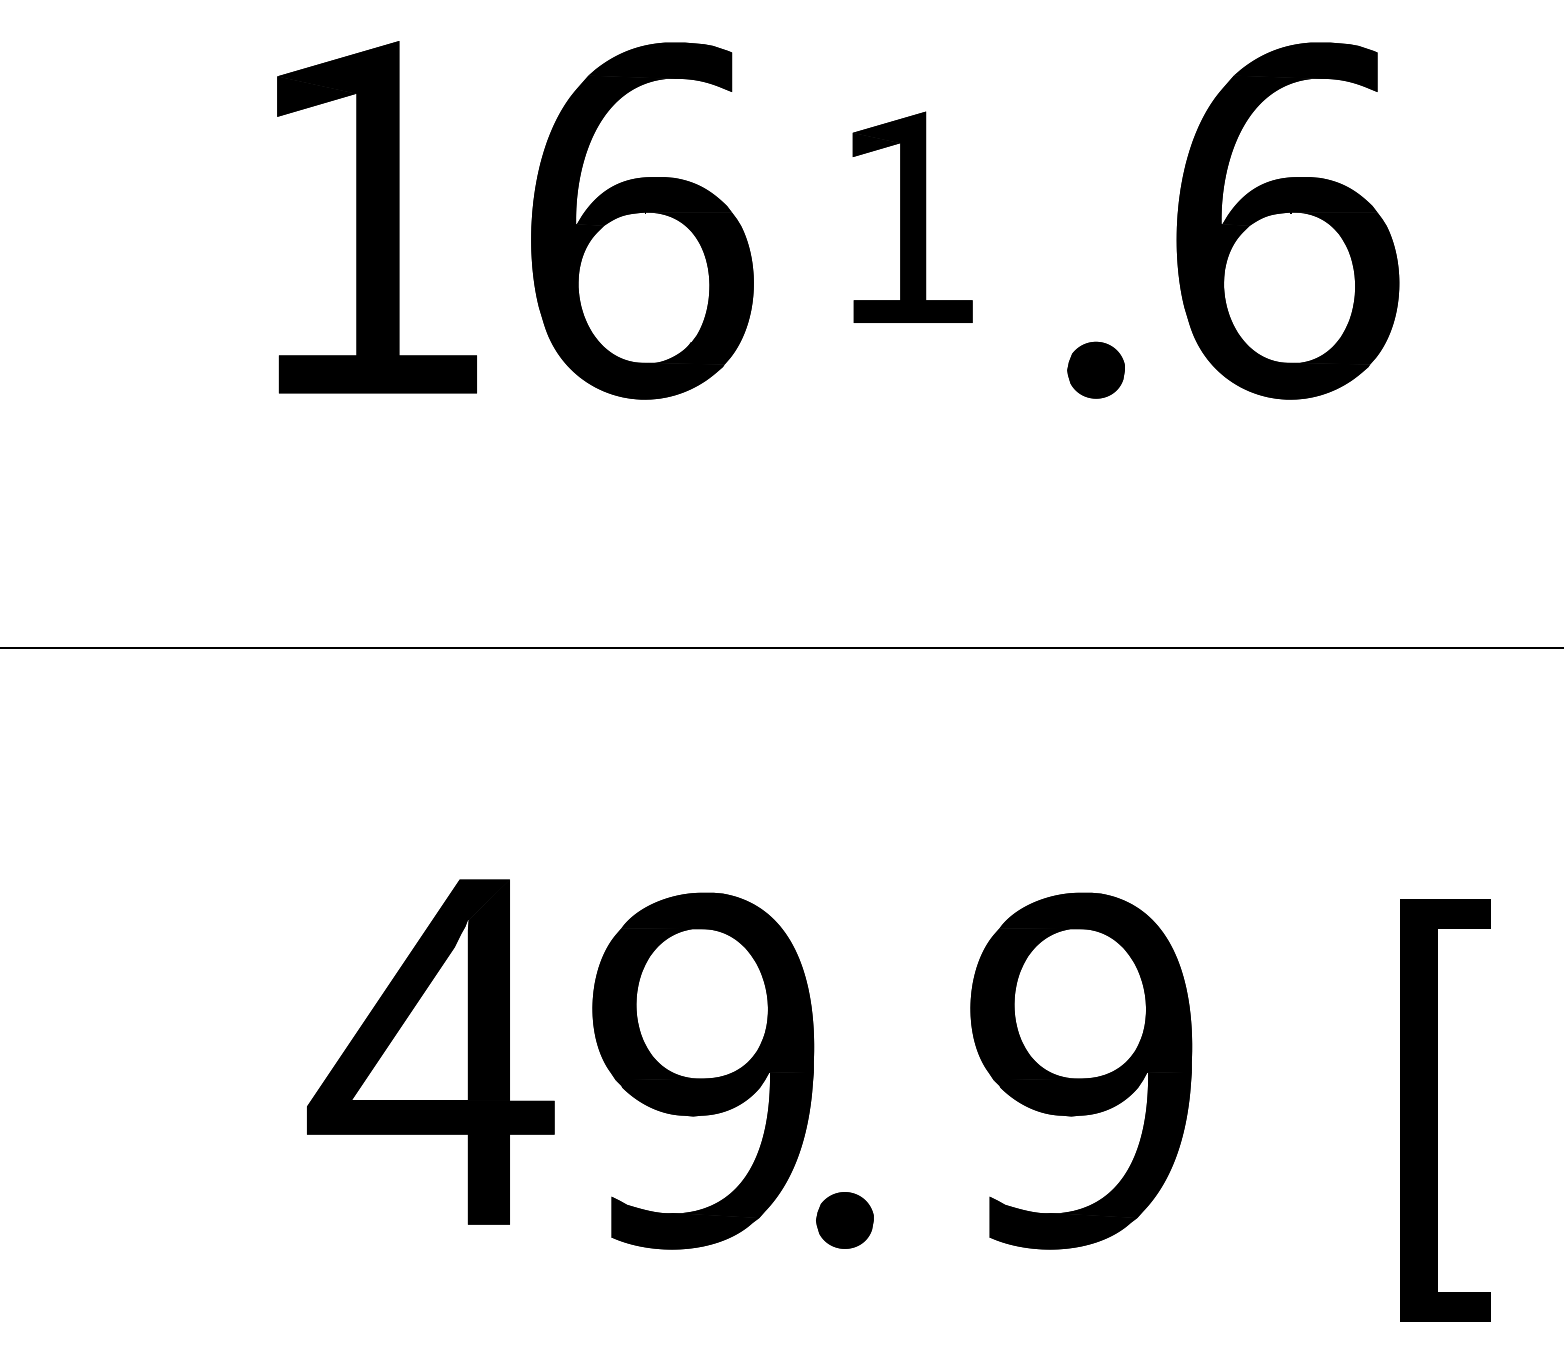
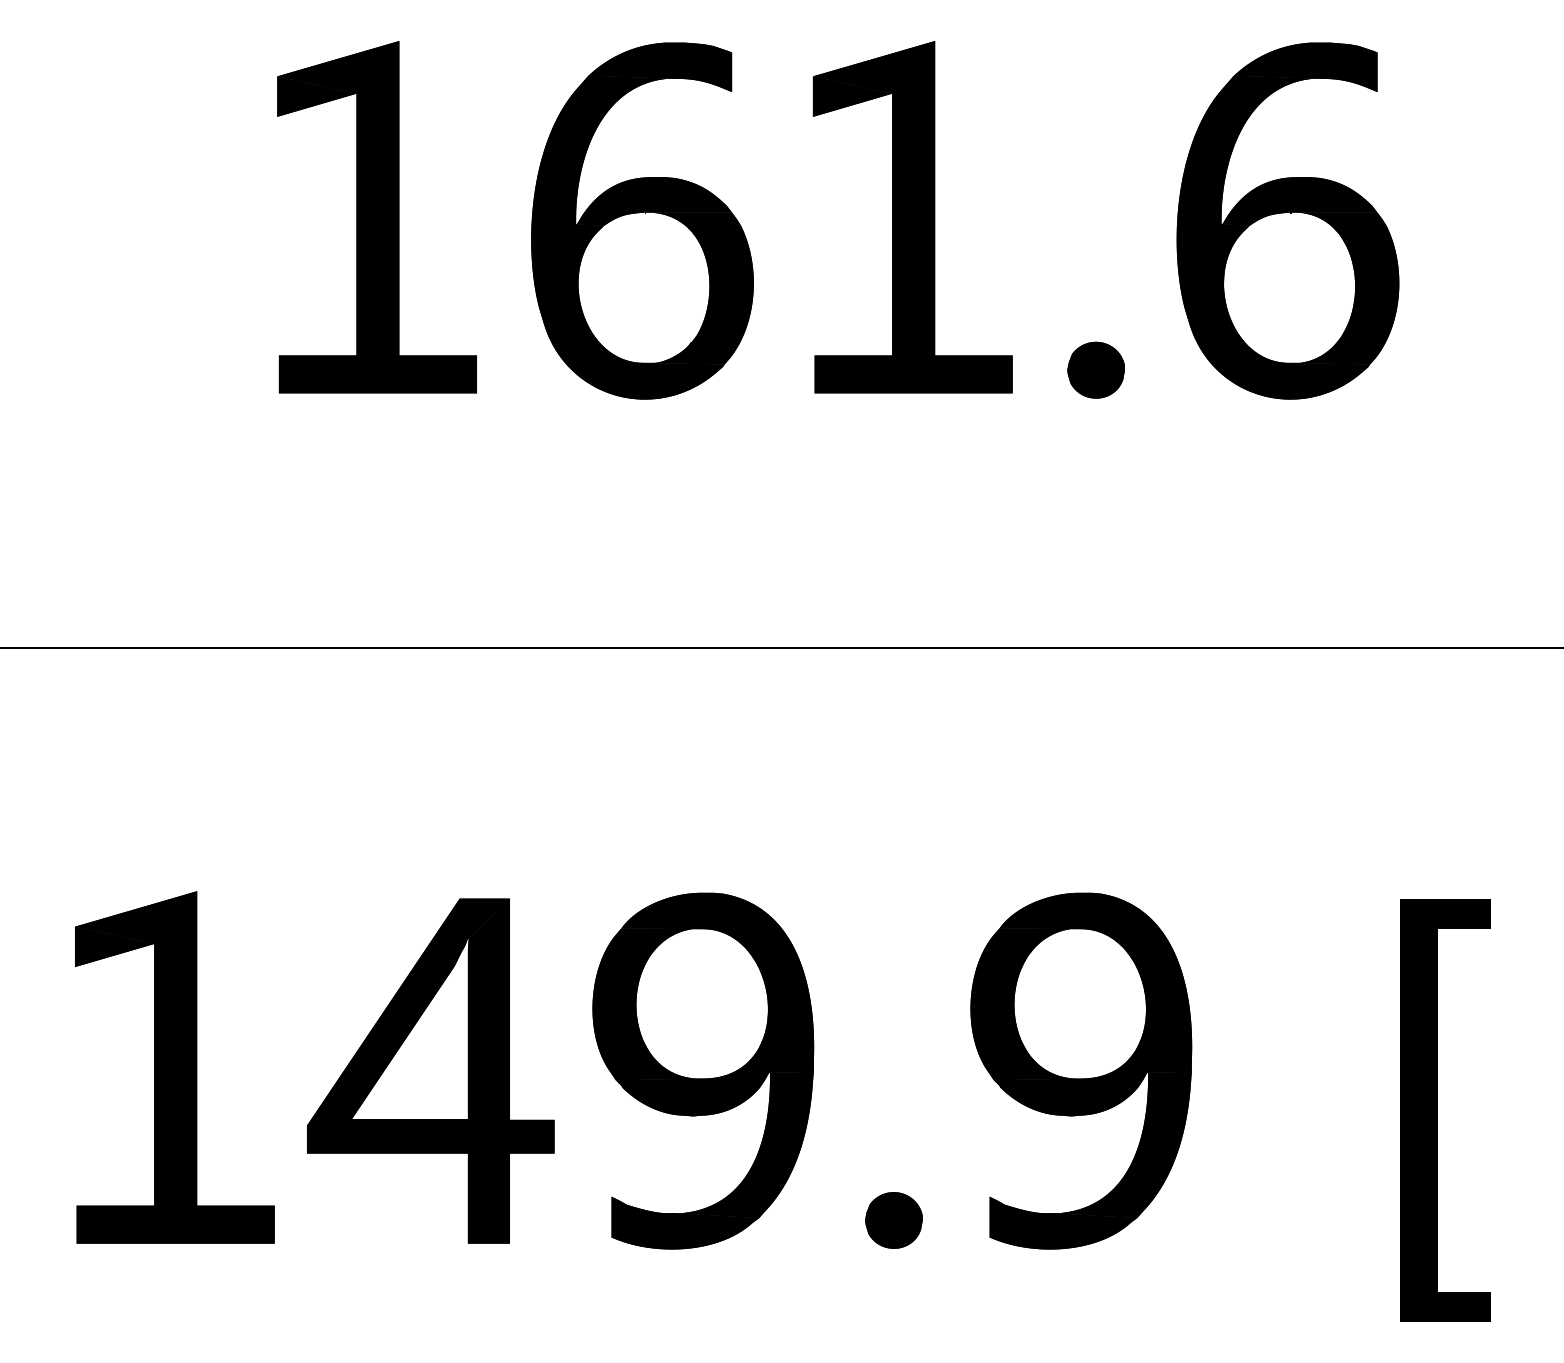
part size: 121x212 px -> 201x353 px (912, 217)
part position: (430, 1051) -> (430, 1070) (430, 1070)
part: none -> present (174, 1067)
part position: (844, 1220) -> (893, 1220) (893, 1220)
